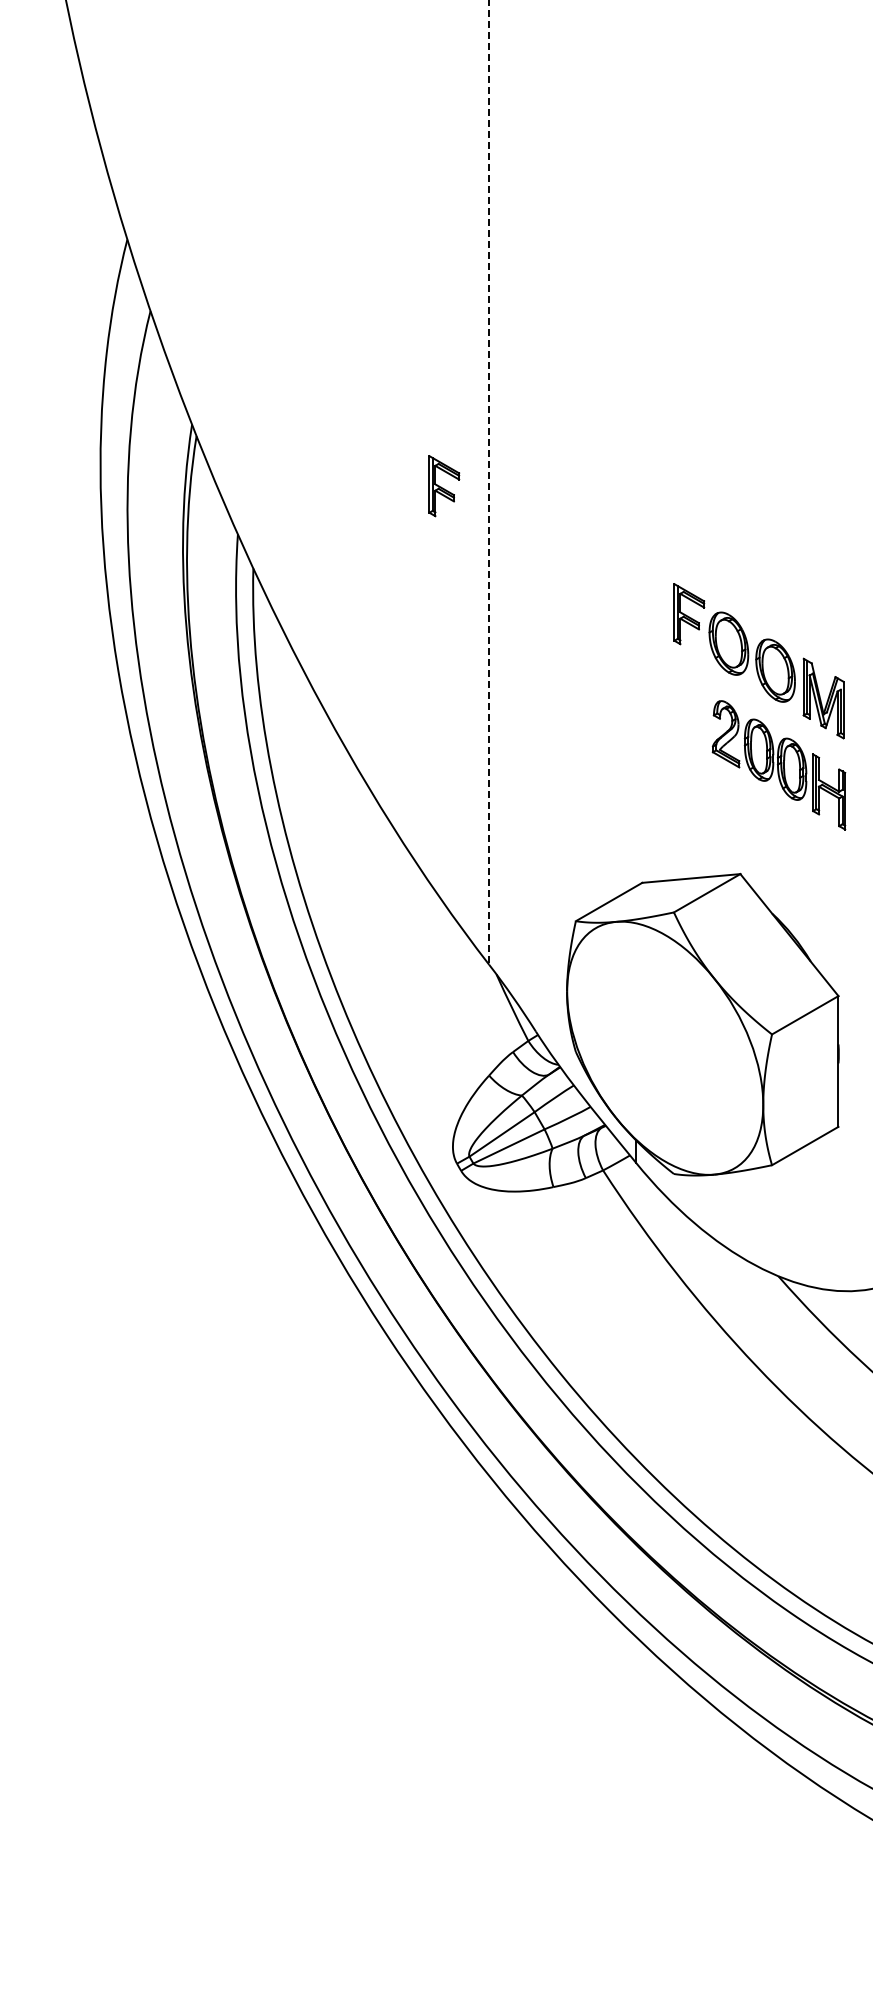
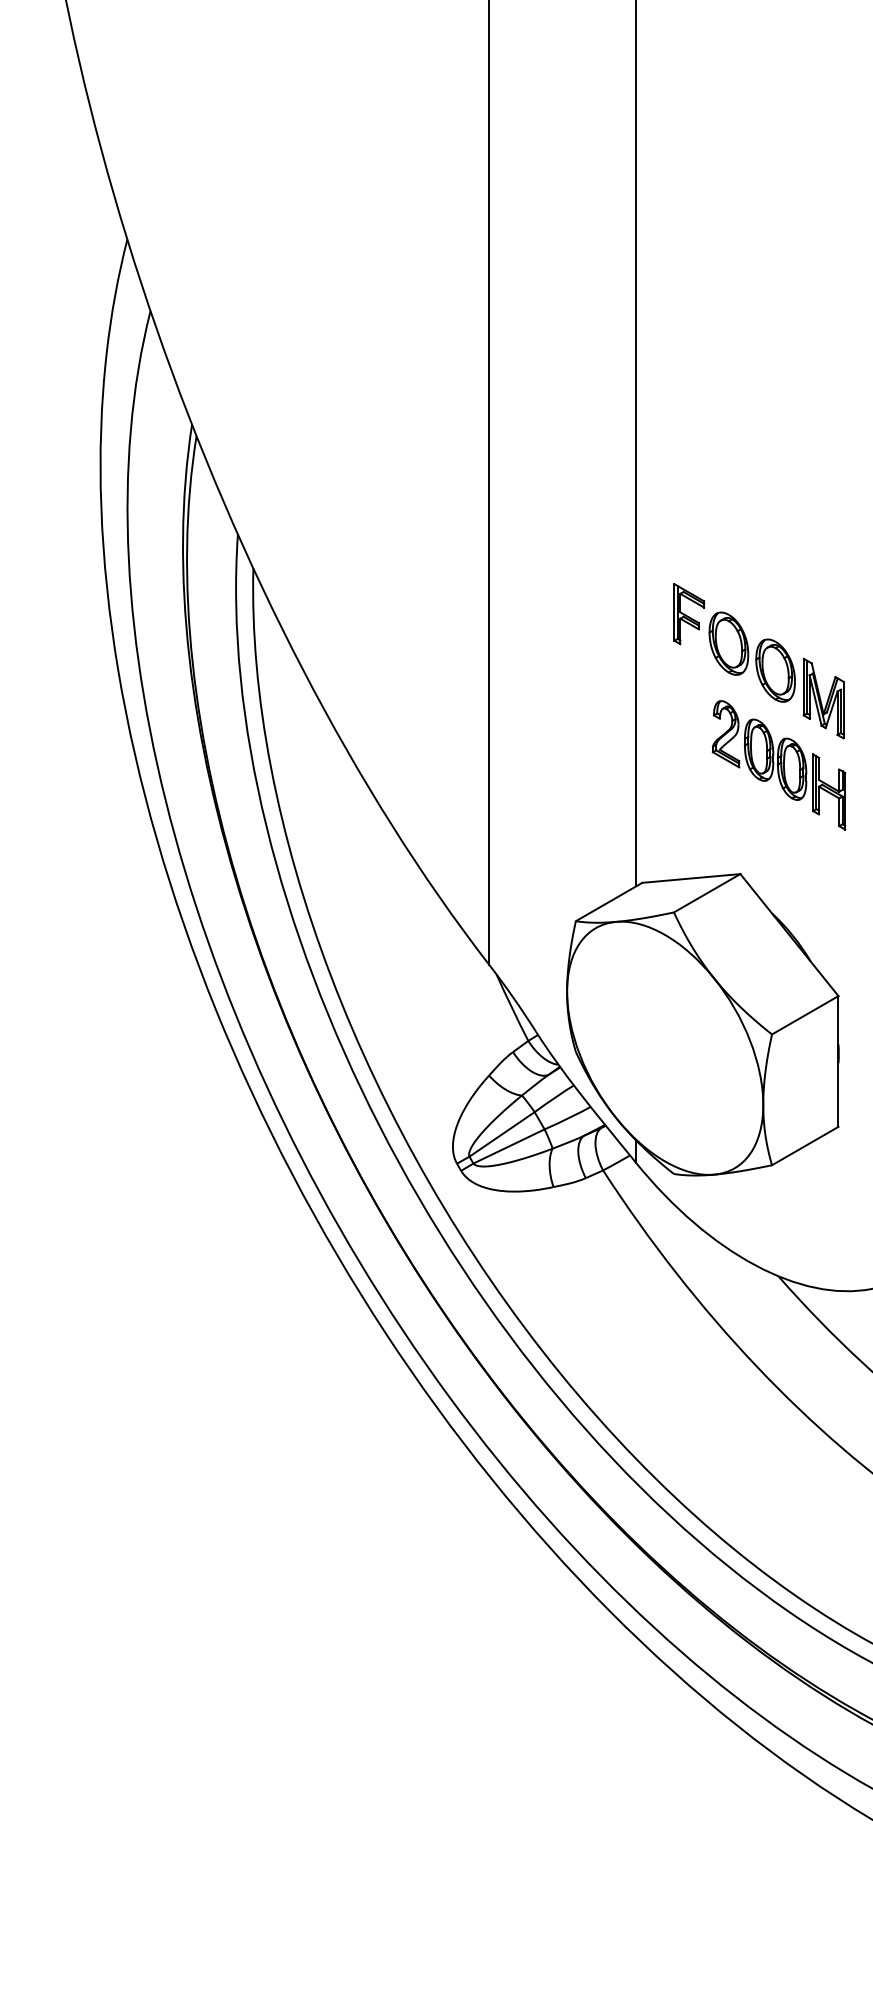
line: none -> present (636, 444)
line: dashed -> solid (489, 483)
part: present -> none (444, 486)
